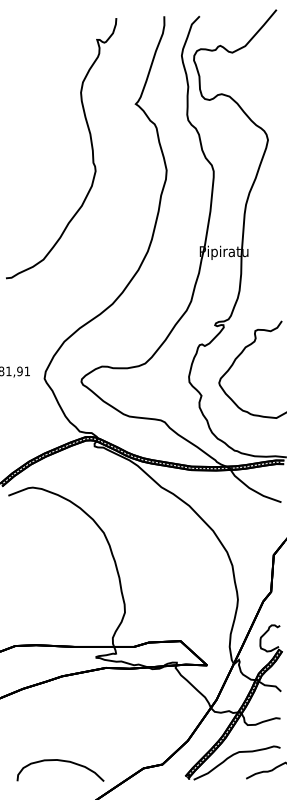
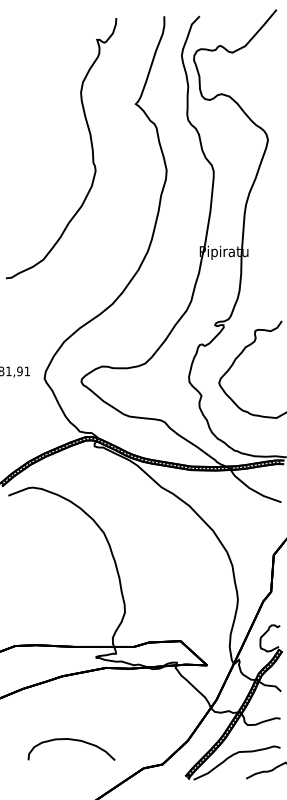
curve position: (60, 761) -> (71, 740) (71, 740)
